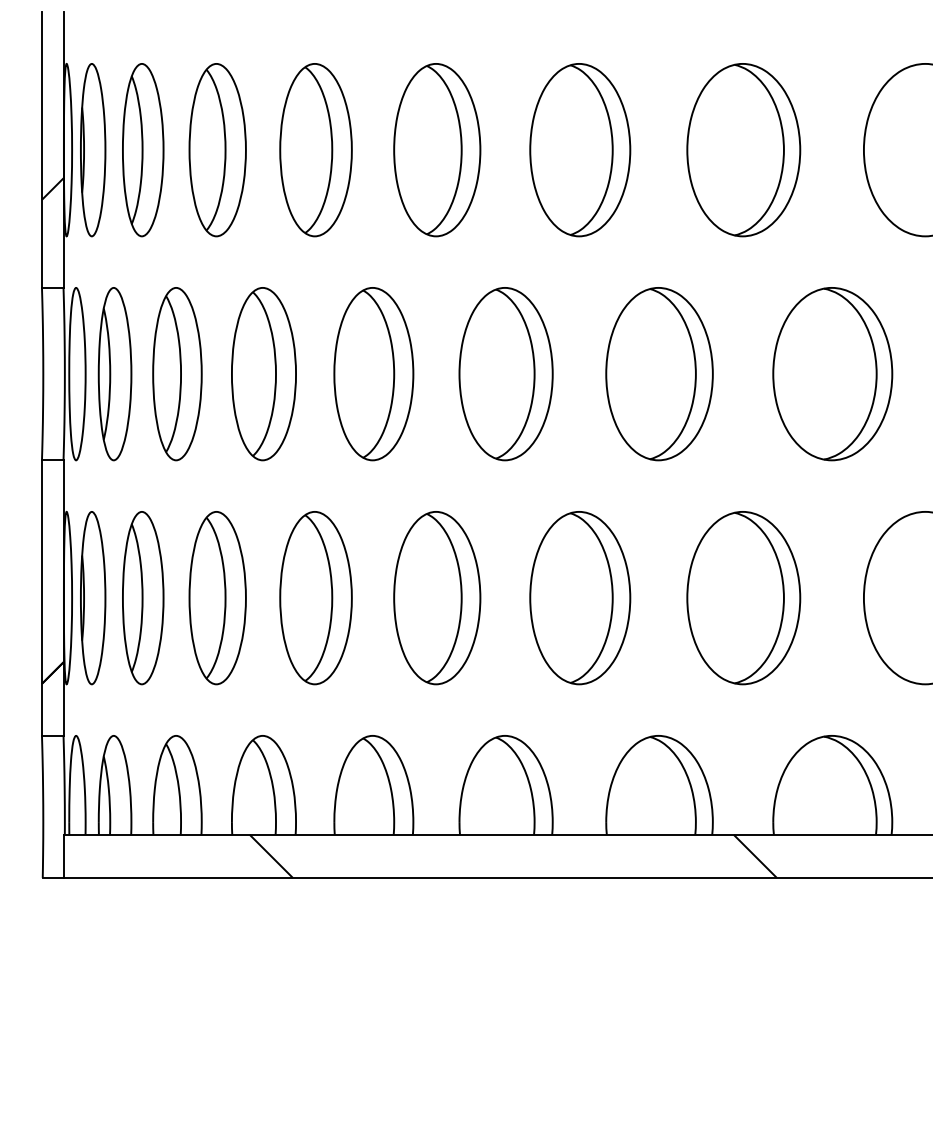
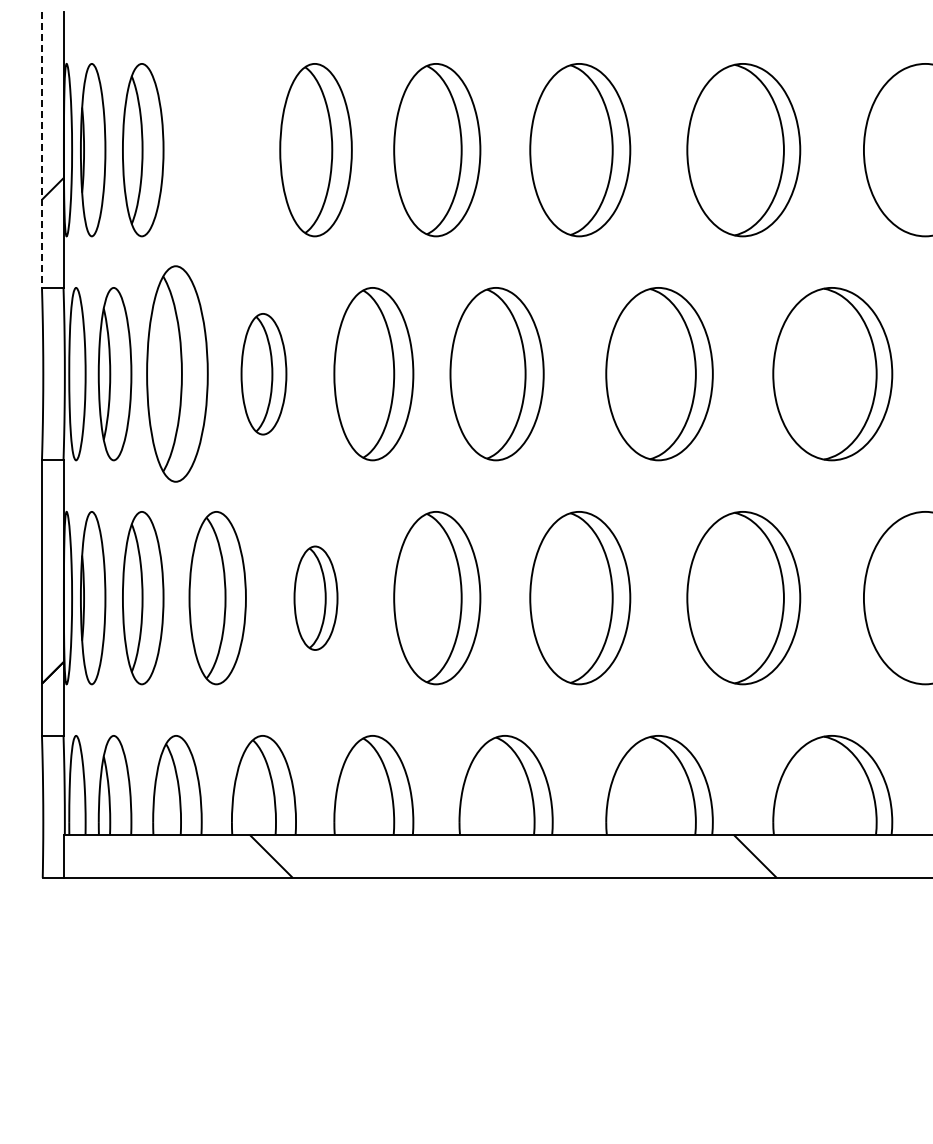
line: solid -> dashed (41, 150)
part: present -> none (217, 150)
part size: 51x175 px -> 63x218 px (177, 373)
part size: 66x175 px -> 48x123 px (263, 374)
part position: (505, 374) -> (496, 374) (496, 374)
part size: 74x175 px -> 46x106 px (315, 597)
